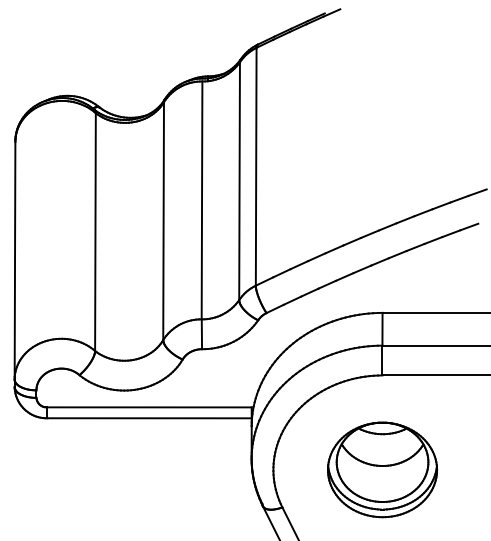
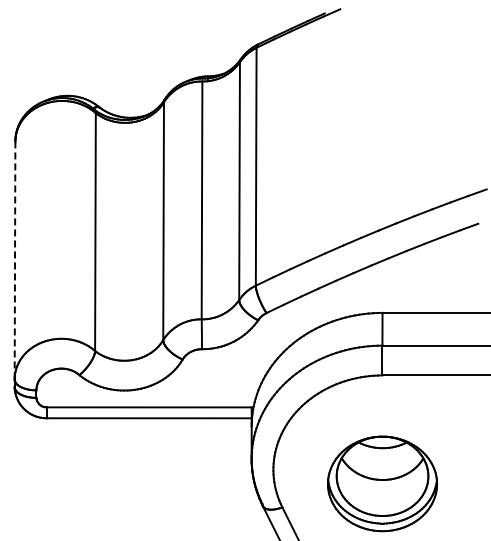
line: solid -> dashed (15, 260)
part position: (382, 469) -> (382, 483) (382, 483)
